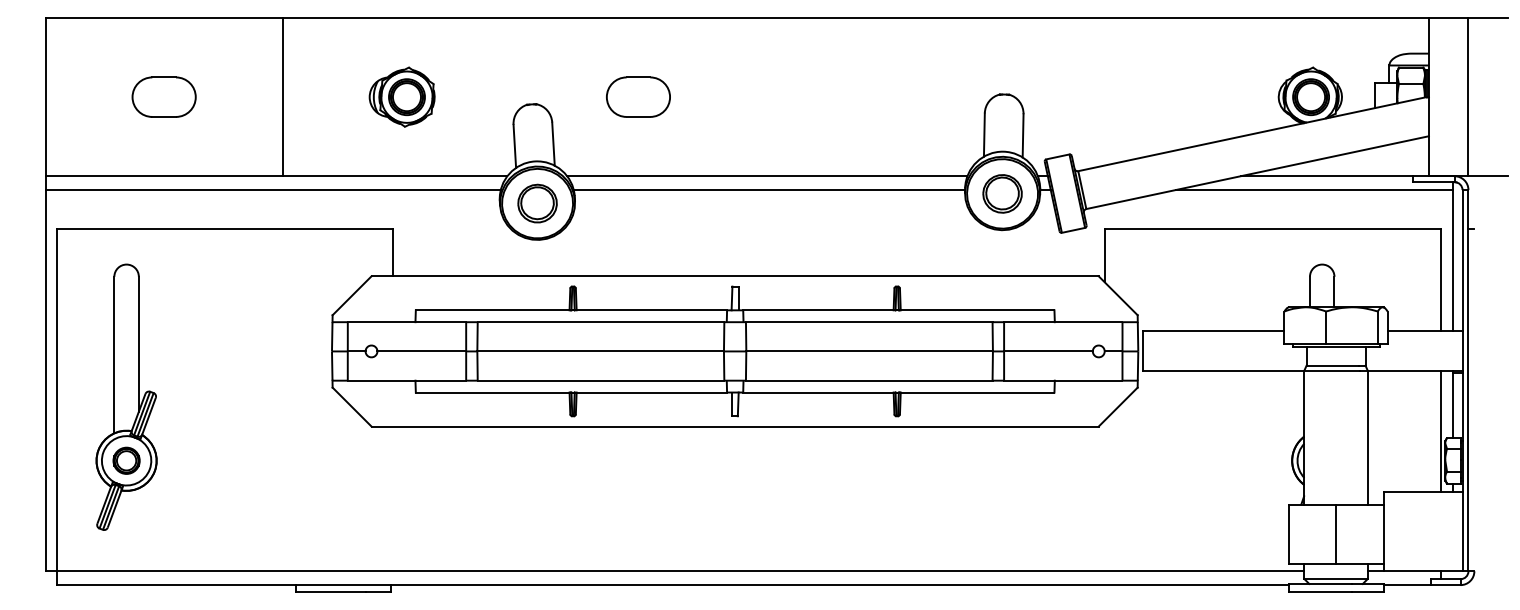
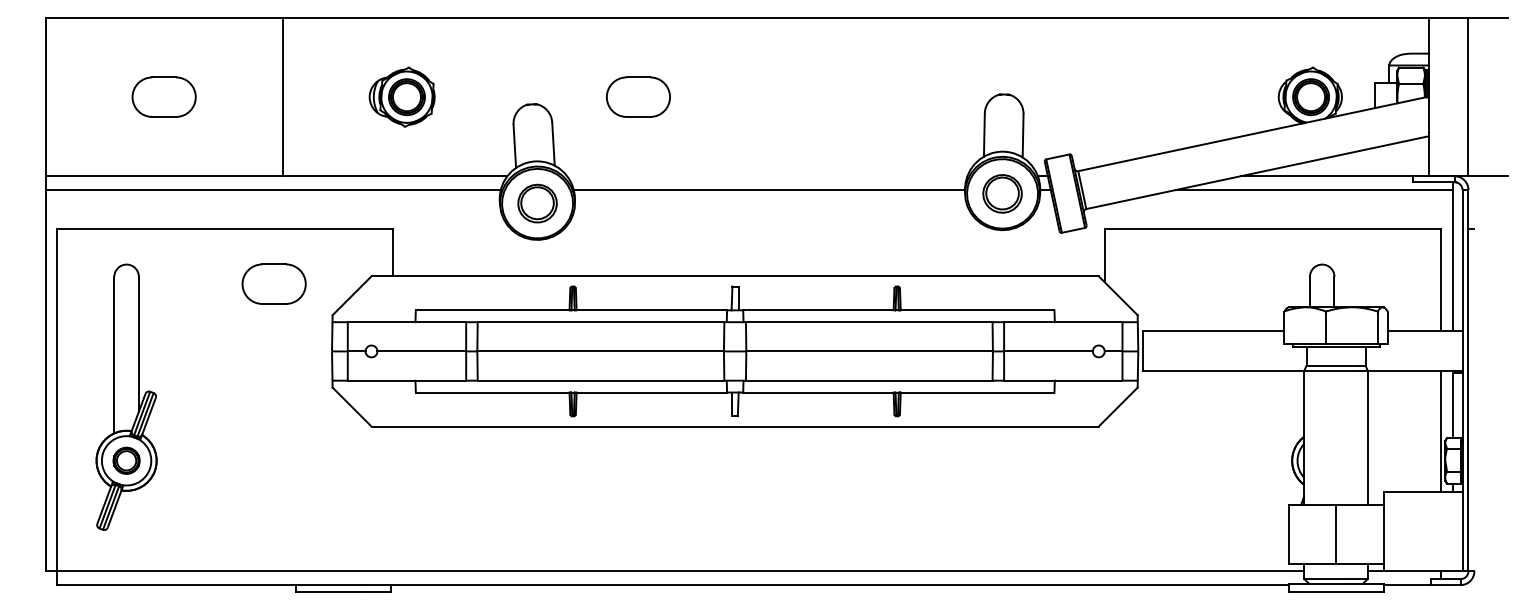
line: present -> none (767, 176)
part: none -> present (273, 283)
